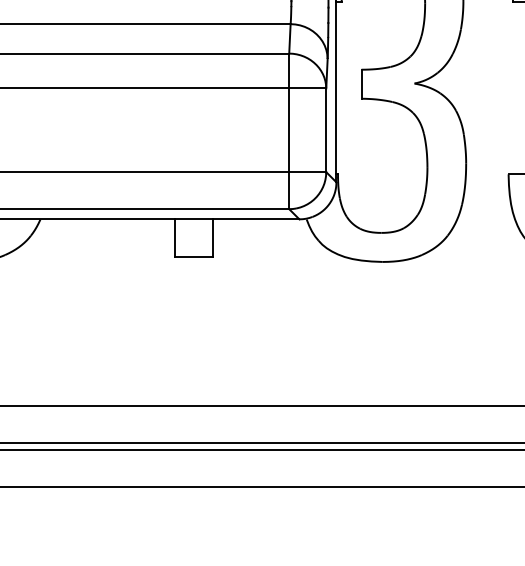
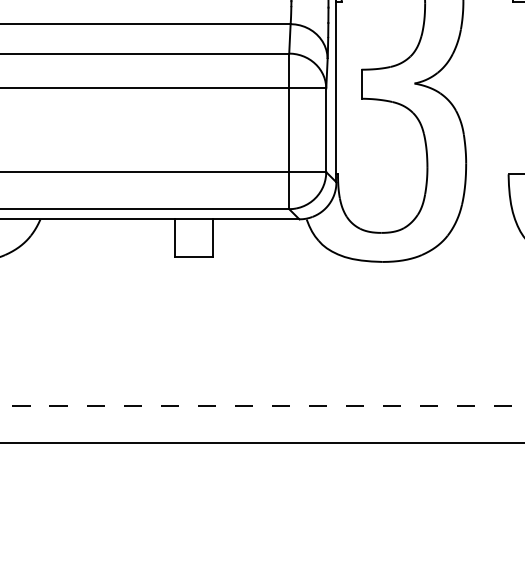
line: solid -> dashed (262, 405)
line: present -> none (261, 449)
line: present -> none (261, 486)
